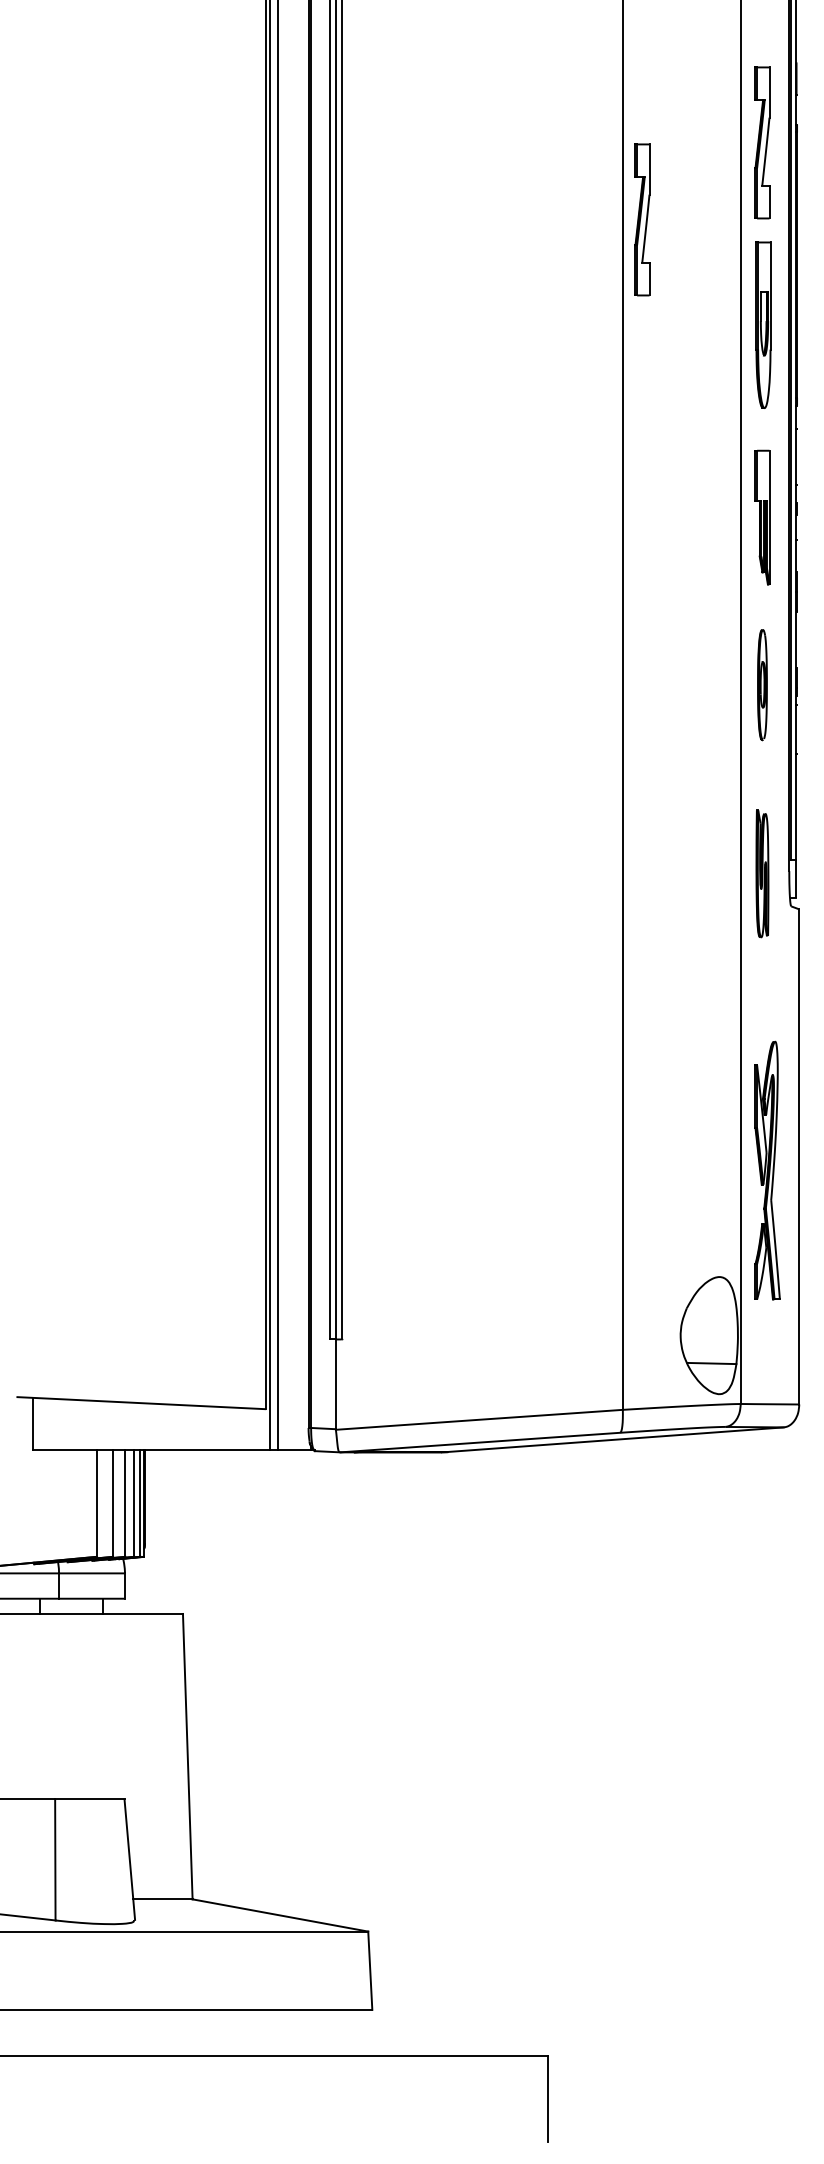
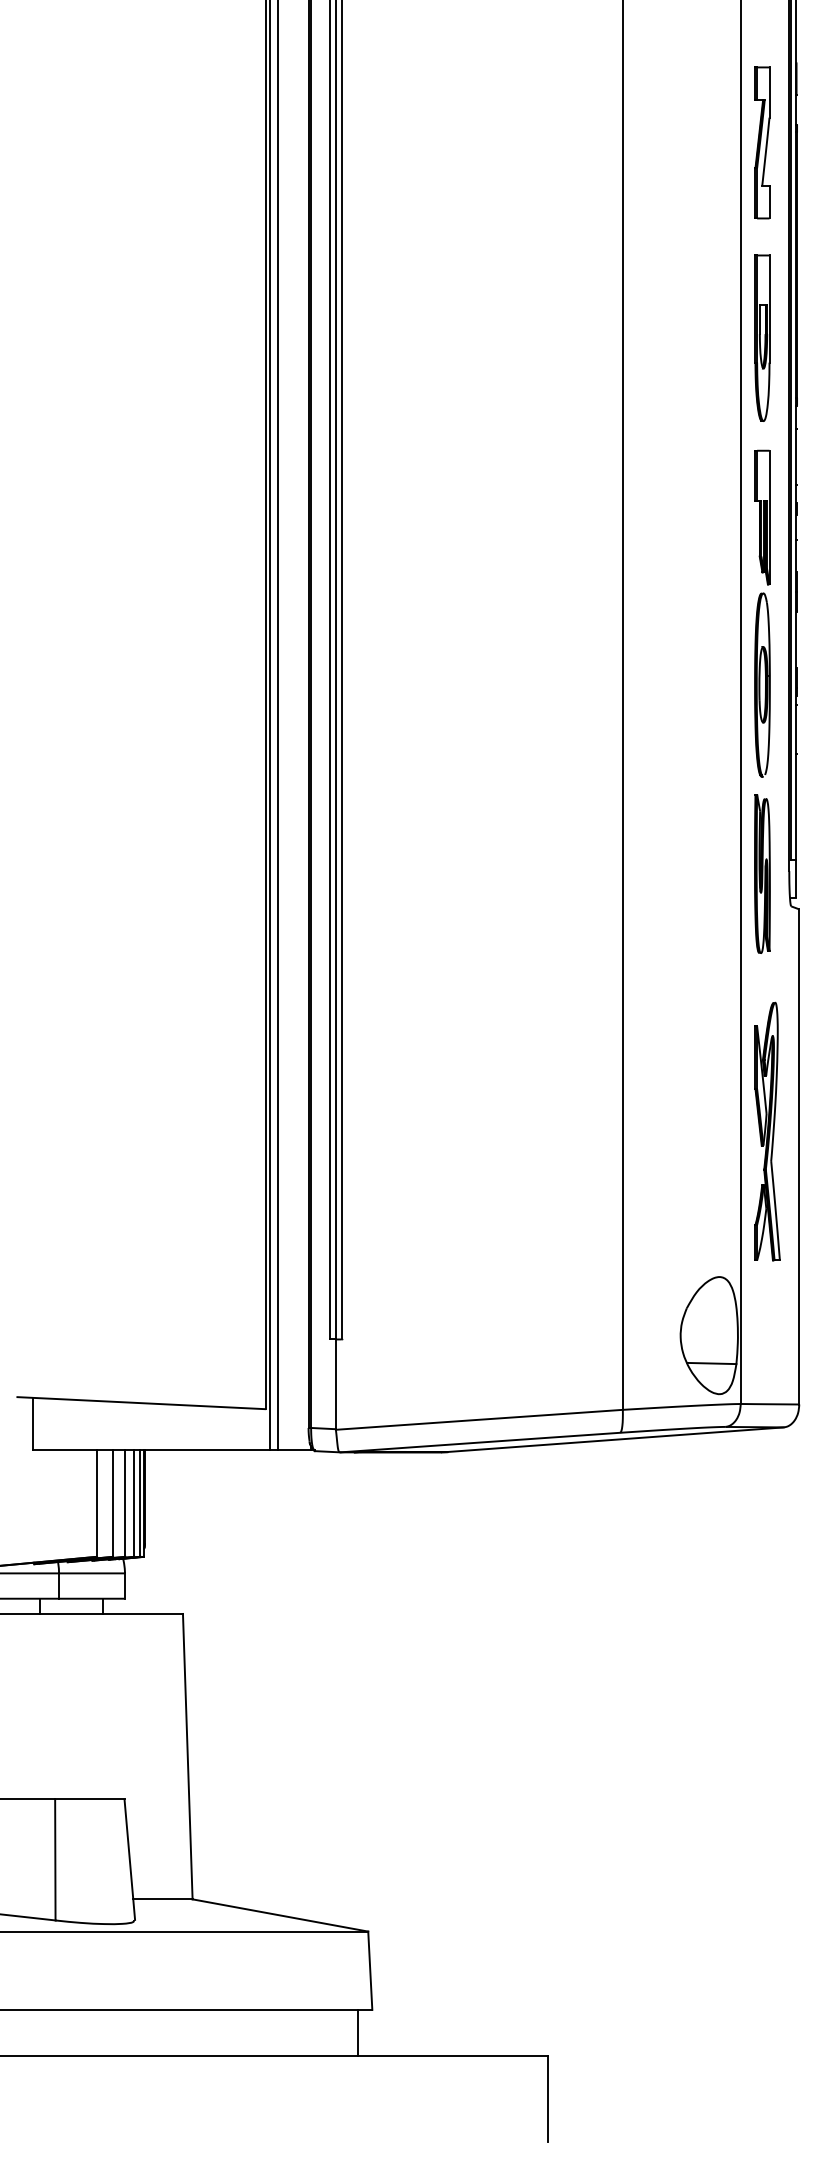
part: present -> none (642, 219)
part position: (763, 324) -> (762, 337) (762, 337)
part size: 11x113 px -> 17x186 px (762, 684)
part size: 15x130 px -> 17x160 px (762, 873)
part position: (767, 1170) -> (767, 1131) (767, 1131)
line: none -> present (358, 2032)
